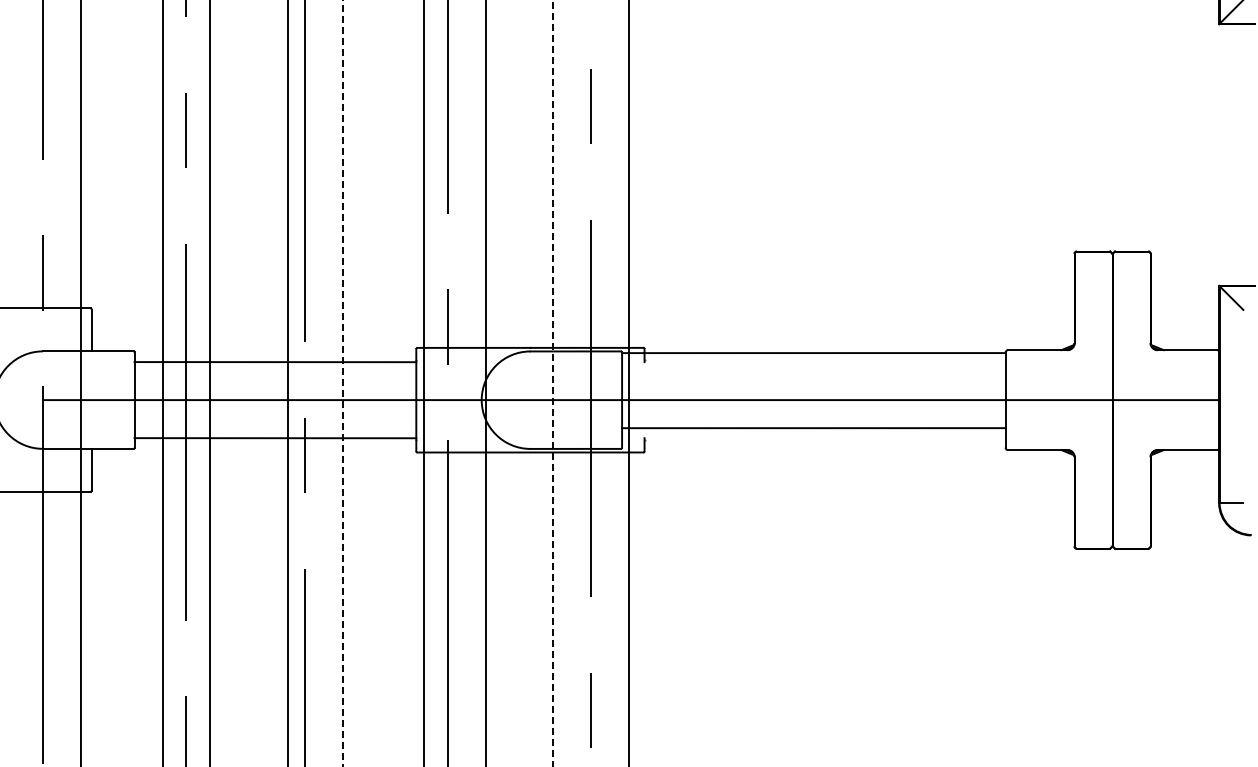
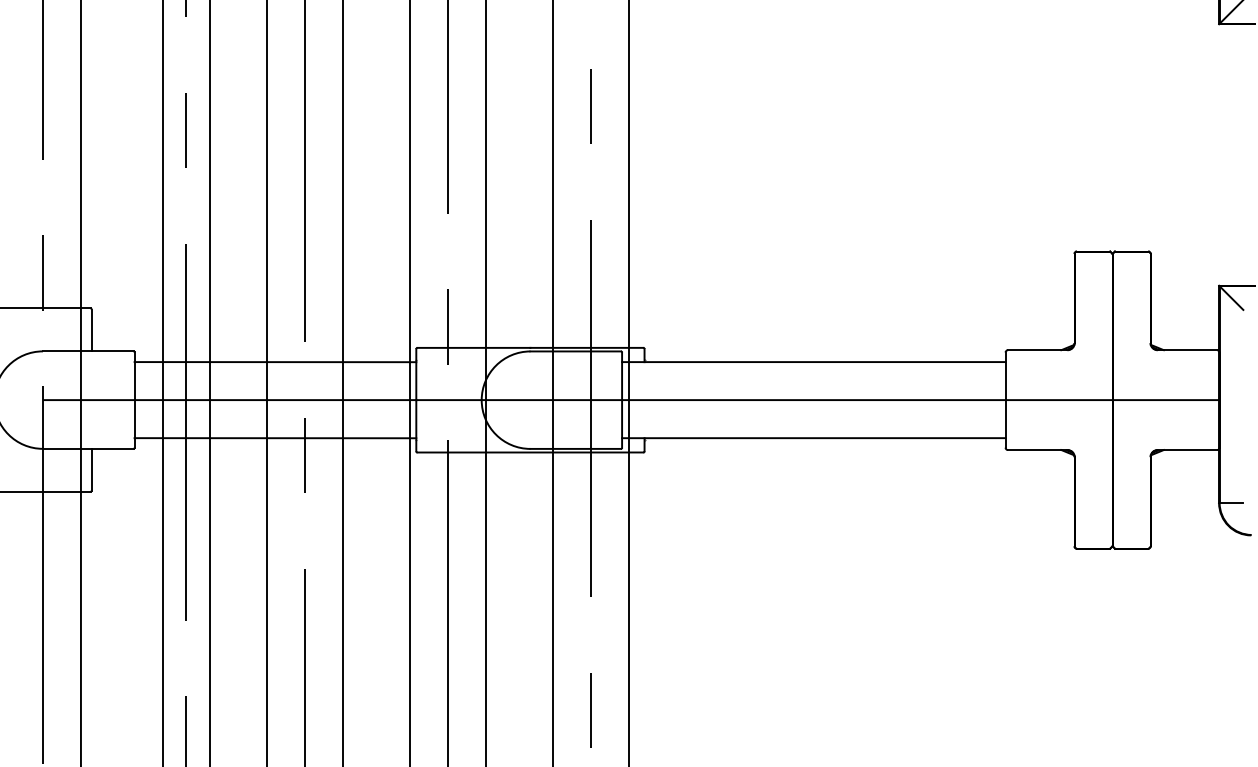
line position: (813, 353) -> (813, 362) (813, 362)
line position: (288, 382) -> (267, 382) (267, 382)
line position: (423, 382) -> (409, 382) (409, 382)
line: dashed -> solid (343, 383)
line: dashed -> solid (552, 383)
line position: (813, 428) -> (813, 438) (813, 438)
